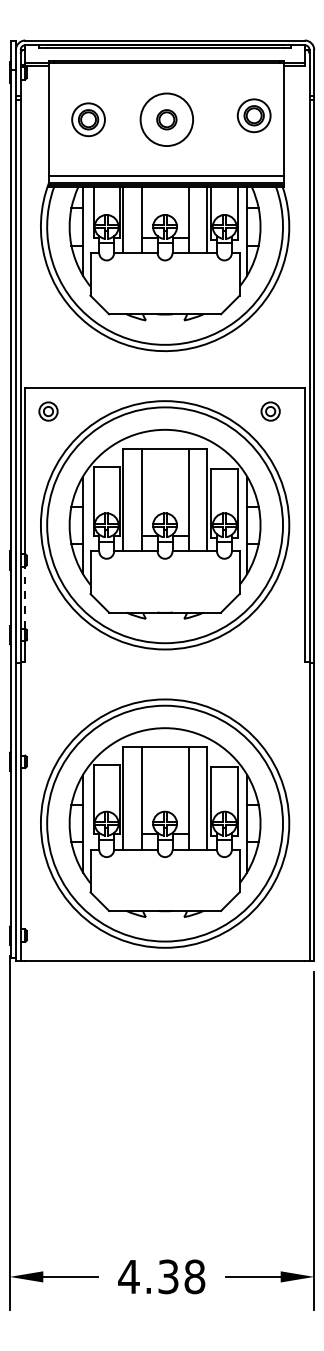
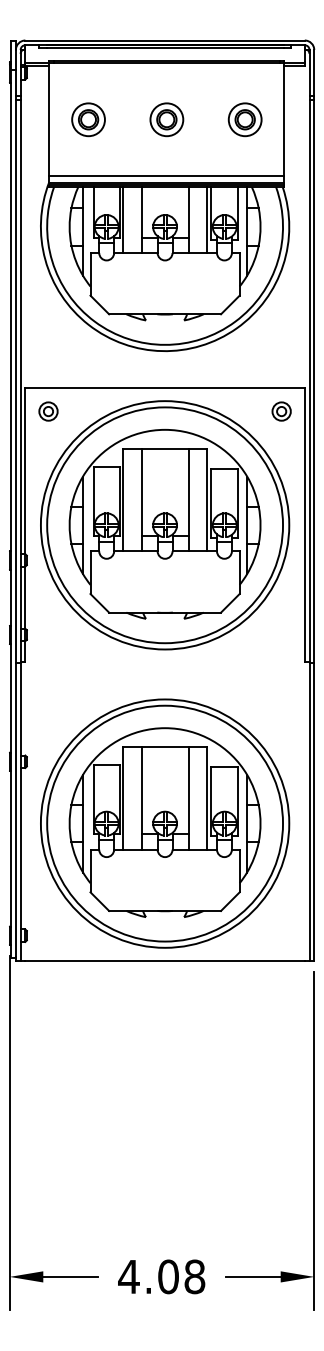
part position: (253, 115) -> (244, 119) (244, 119)
circle diameter: 53 px -> 33 px (166, 119)
part position: (270, 411) -> (281, 411) (281, 411)
line: dashed -> solid (25, 597)
text: 4.38 -> 4.08 (168, 1276)
